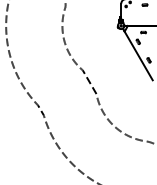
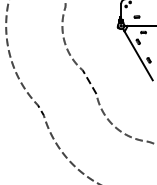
part position: (144, 4) -> (136, 16) (136, 16)
